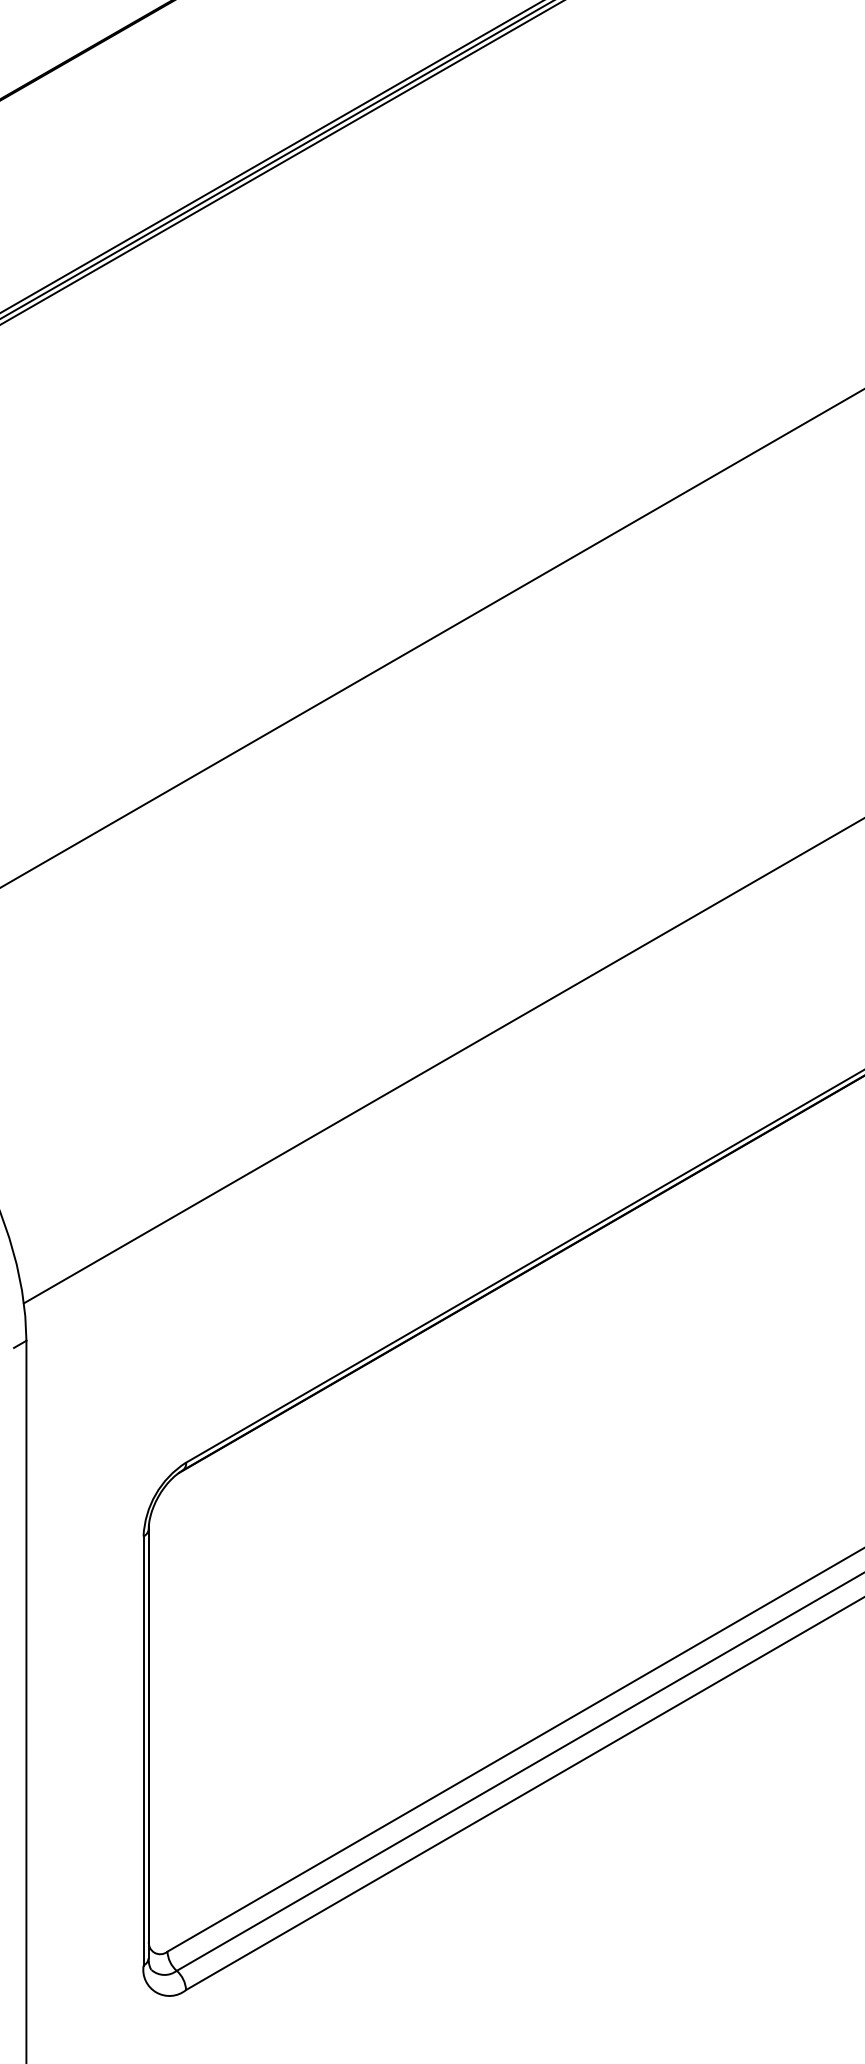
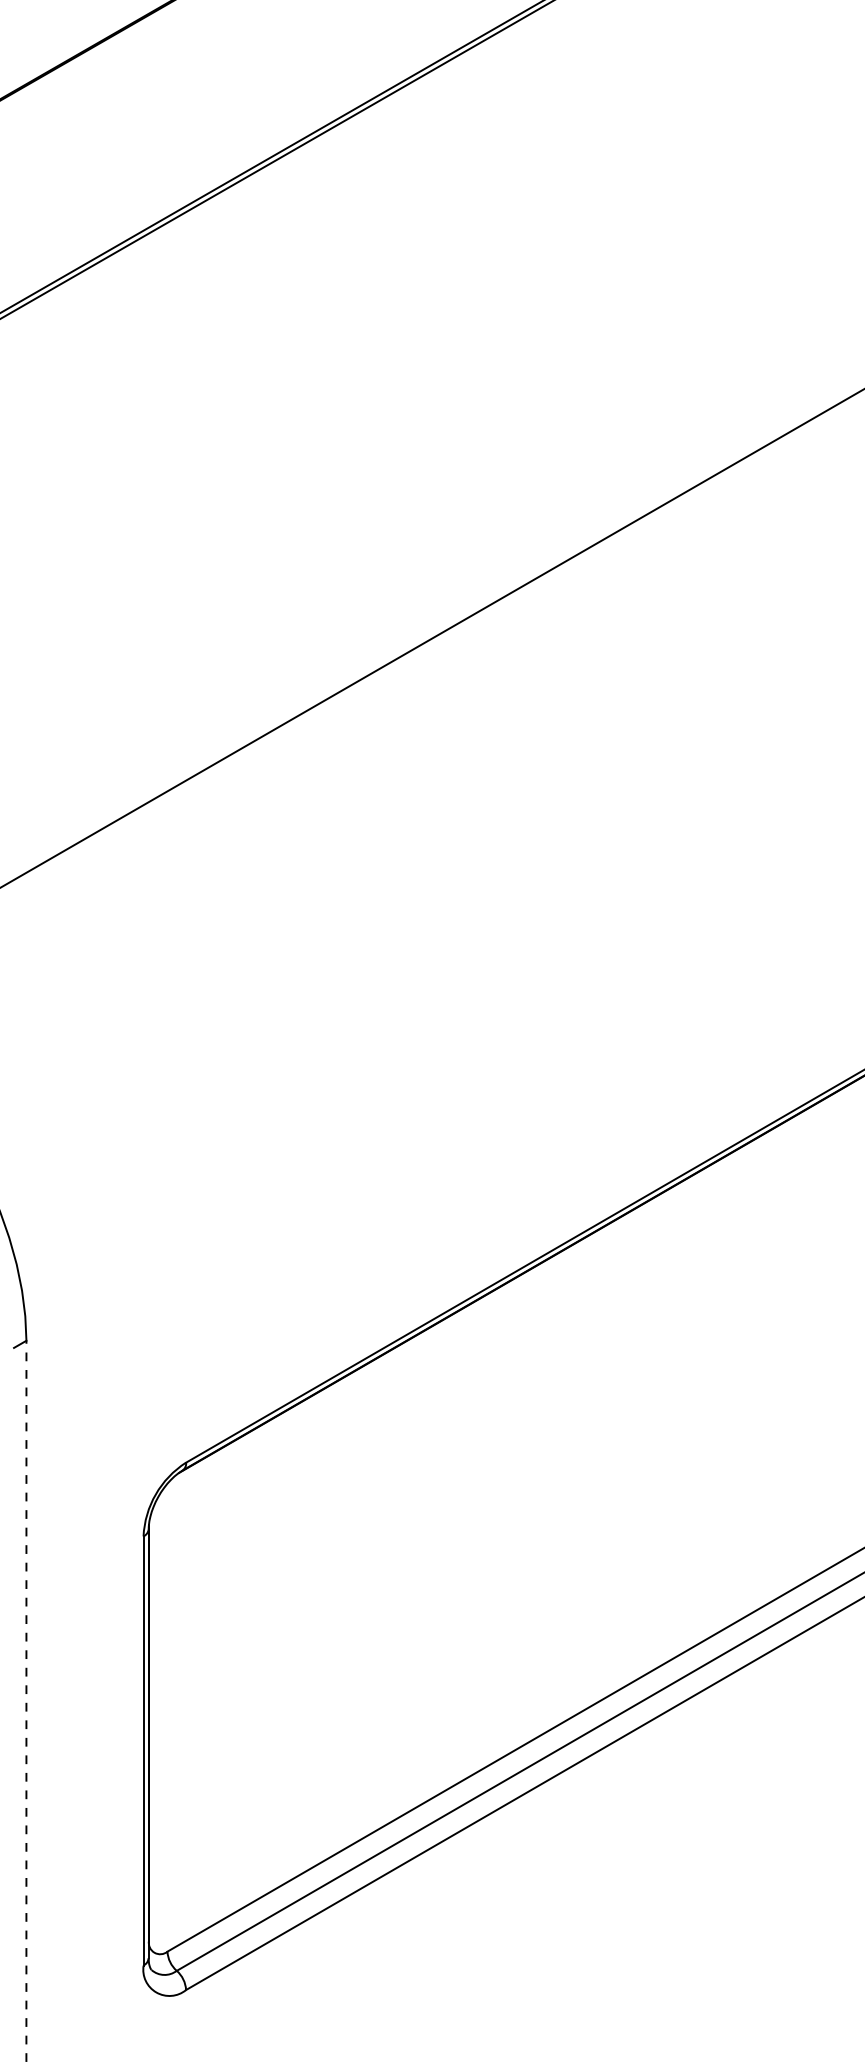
line: present -> none (281, 162)
line: present -> none (442, 1061)
line: solid -> dashed (26, 1701)
